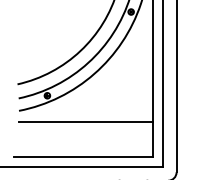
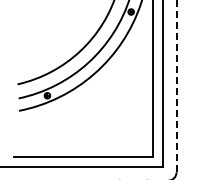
line: solid -> dashed (176, 86)
line: present -> none (85, 121)
